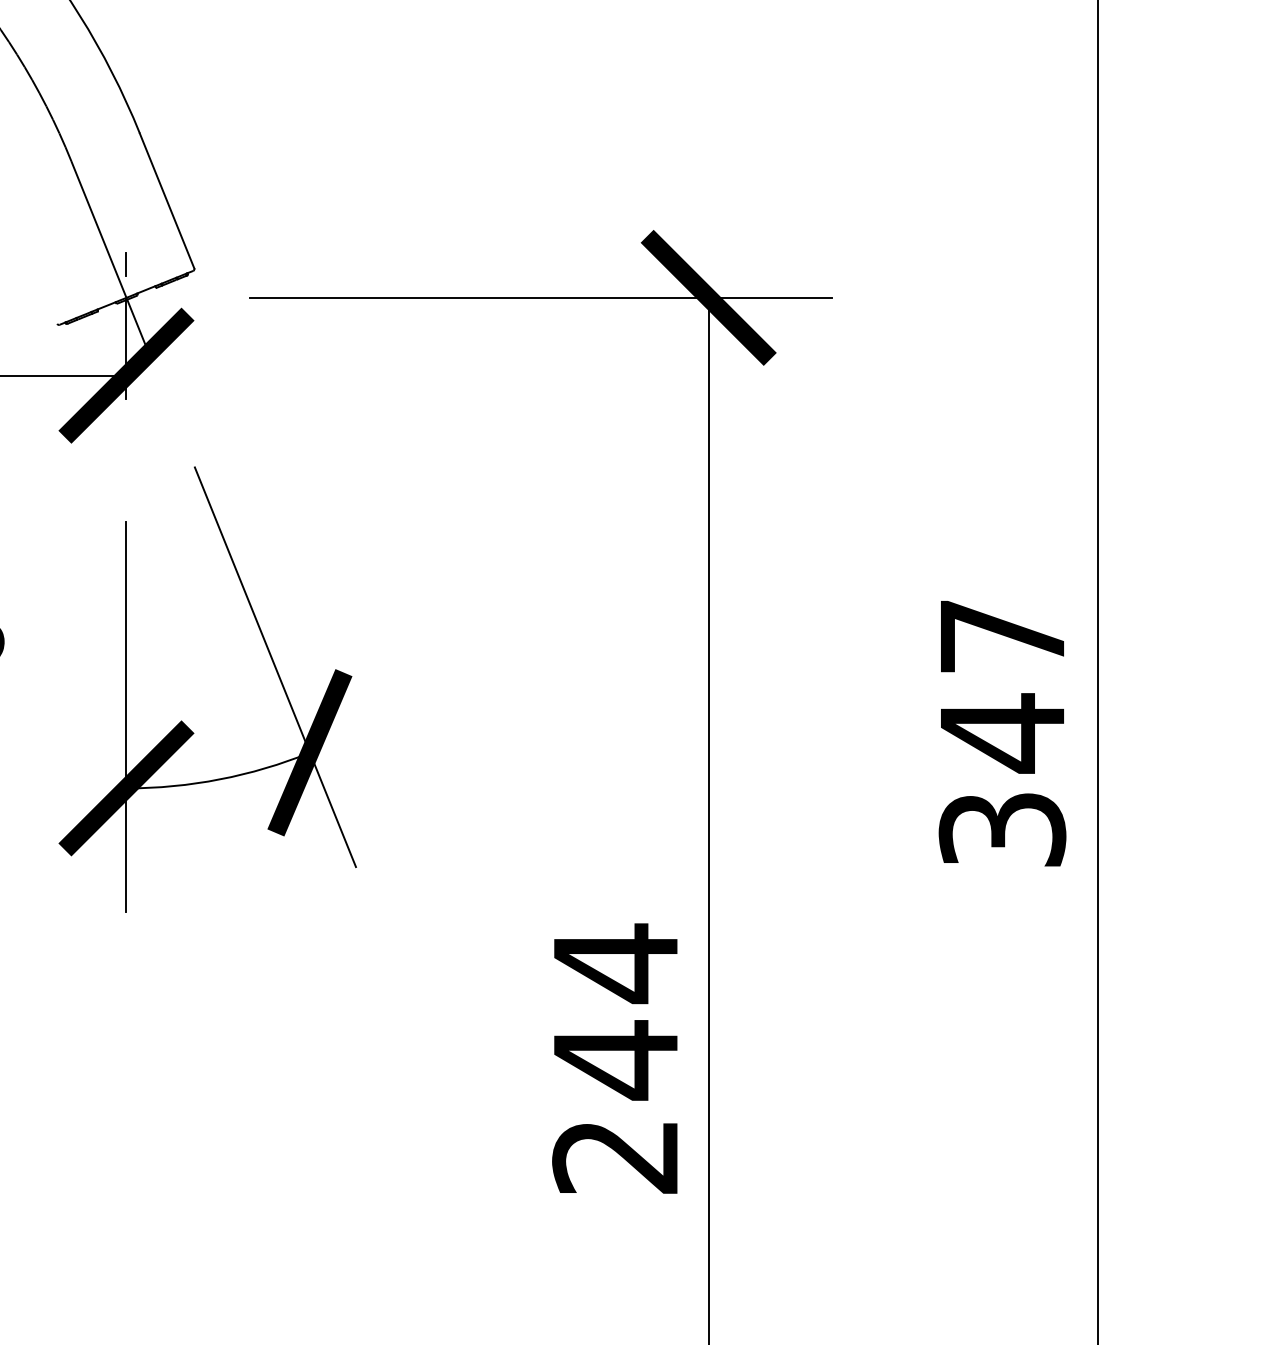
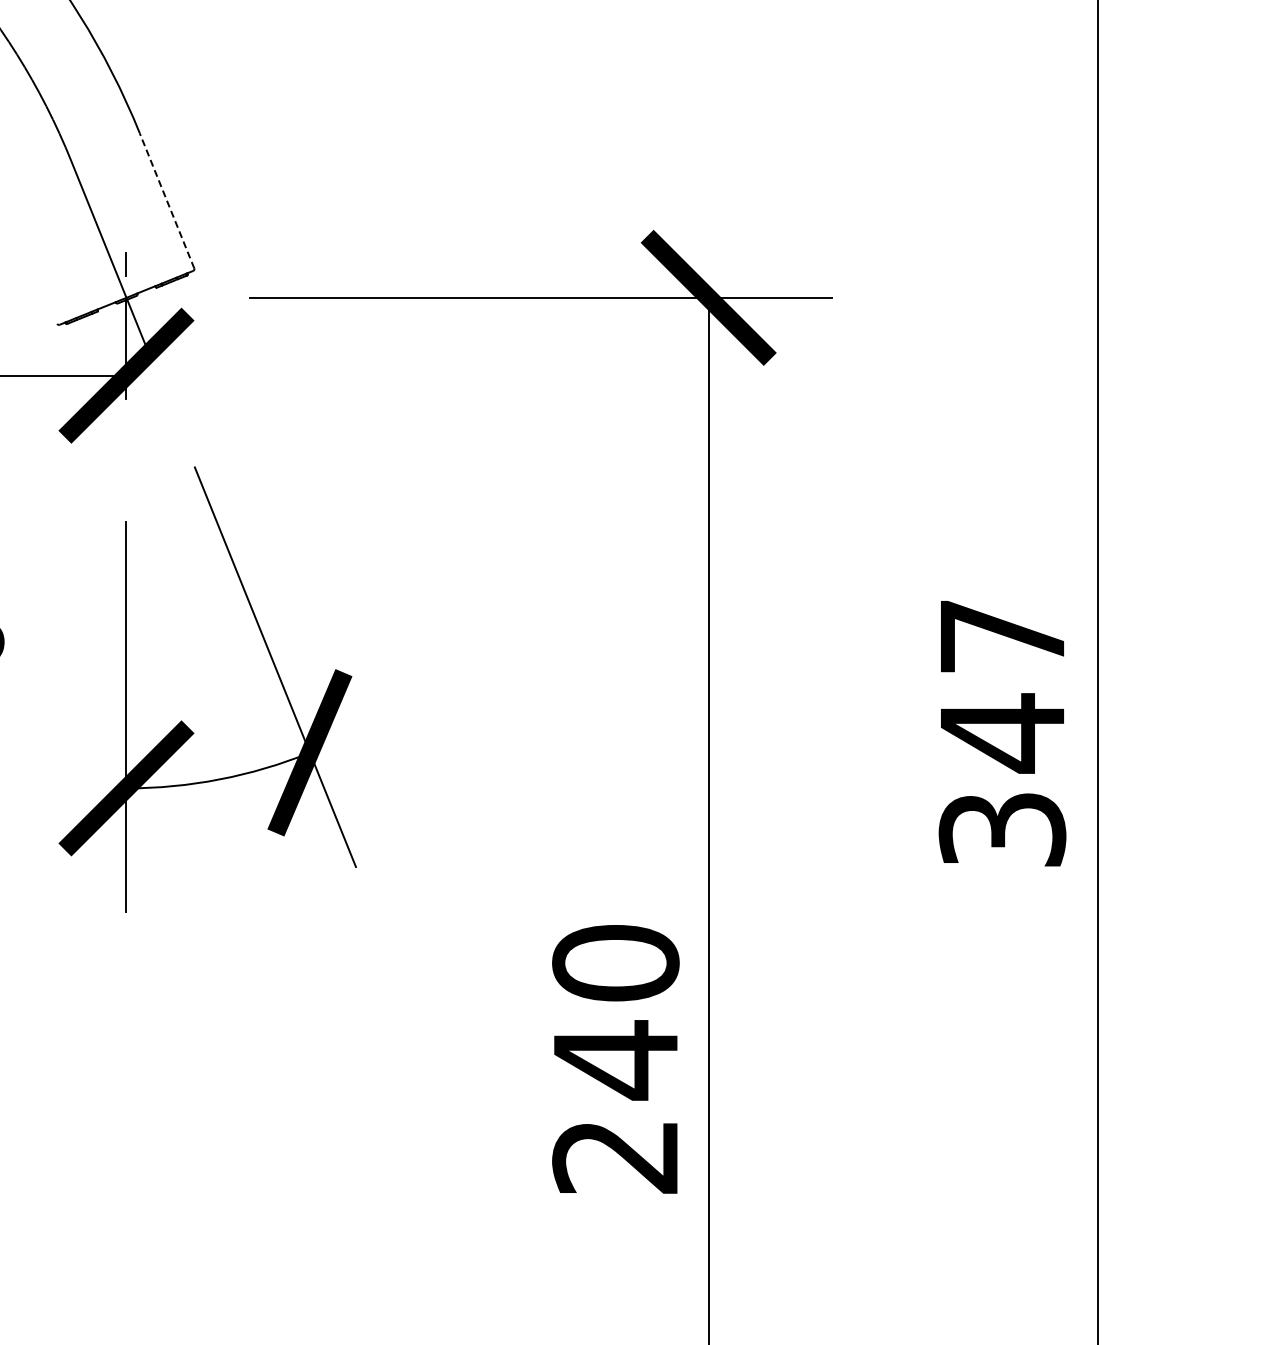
line: solid -> dashed (167, 201)
text: 244 -> 240 (615, 963)
